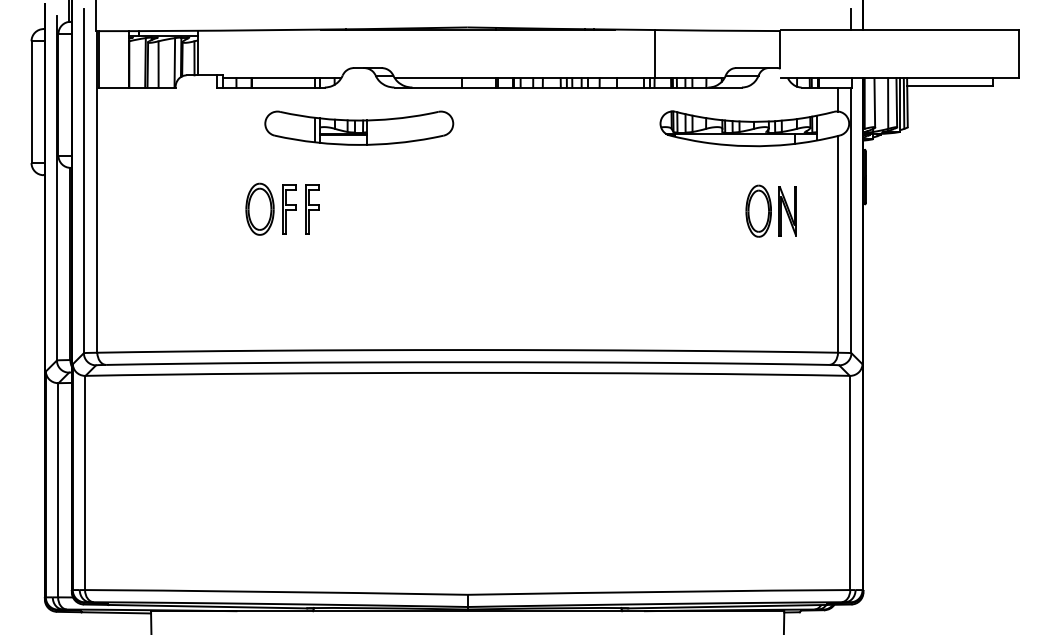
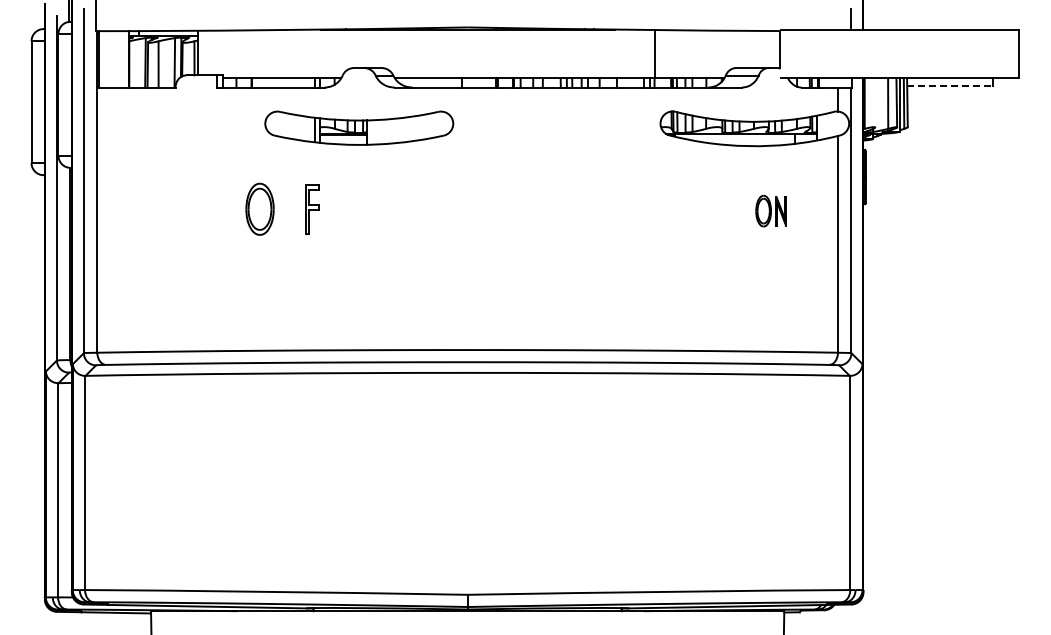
line: solid -> dashed (949, 85)
line: present -> none (874, 102)
part: present -> none (289, 209)
part size: 52x54 px -> 32x34 px (770, 210)
